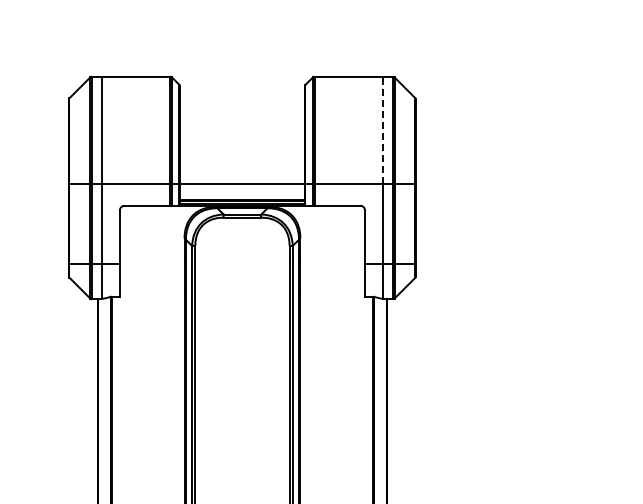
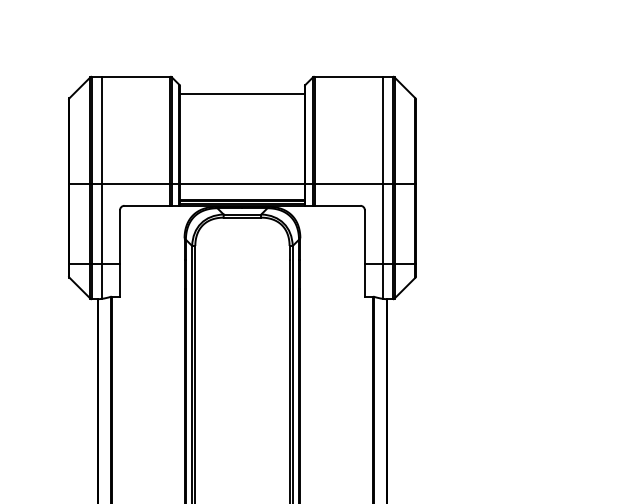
line: none -> present (242, 94)
line: dashed -> solid (382, 129)
